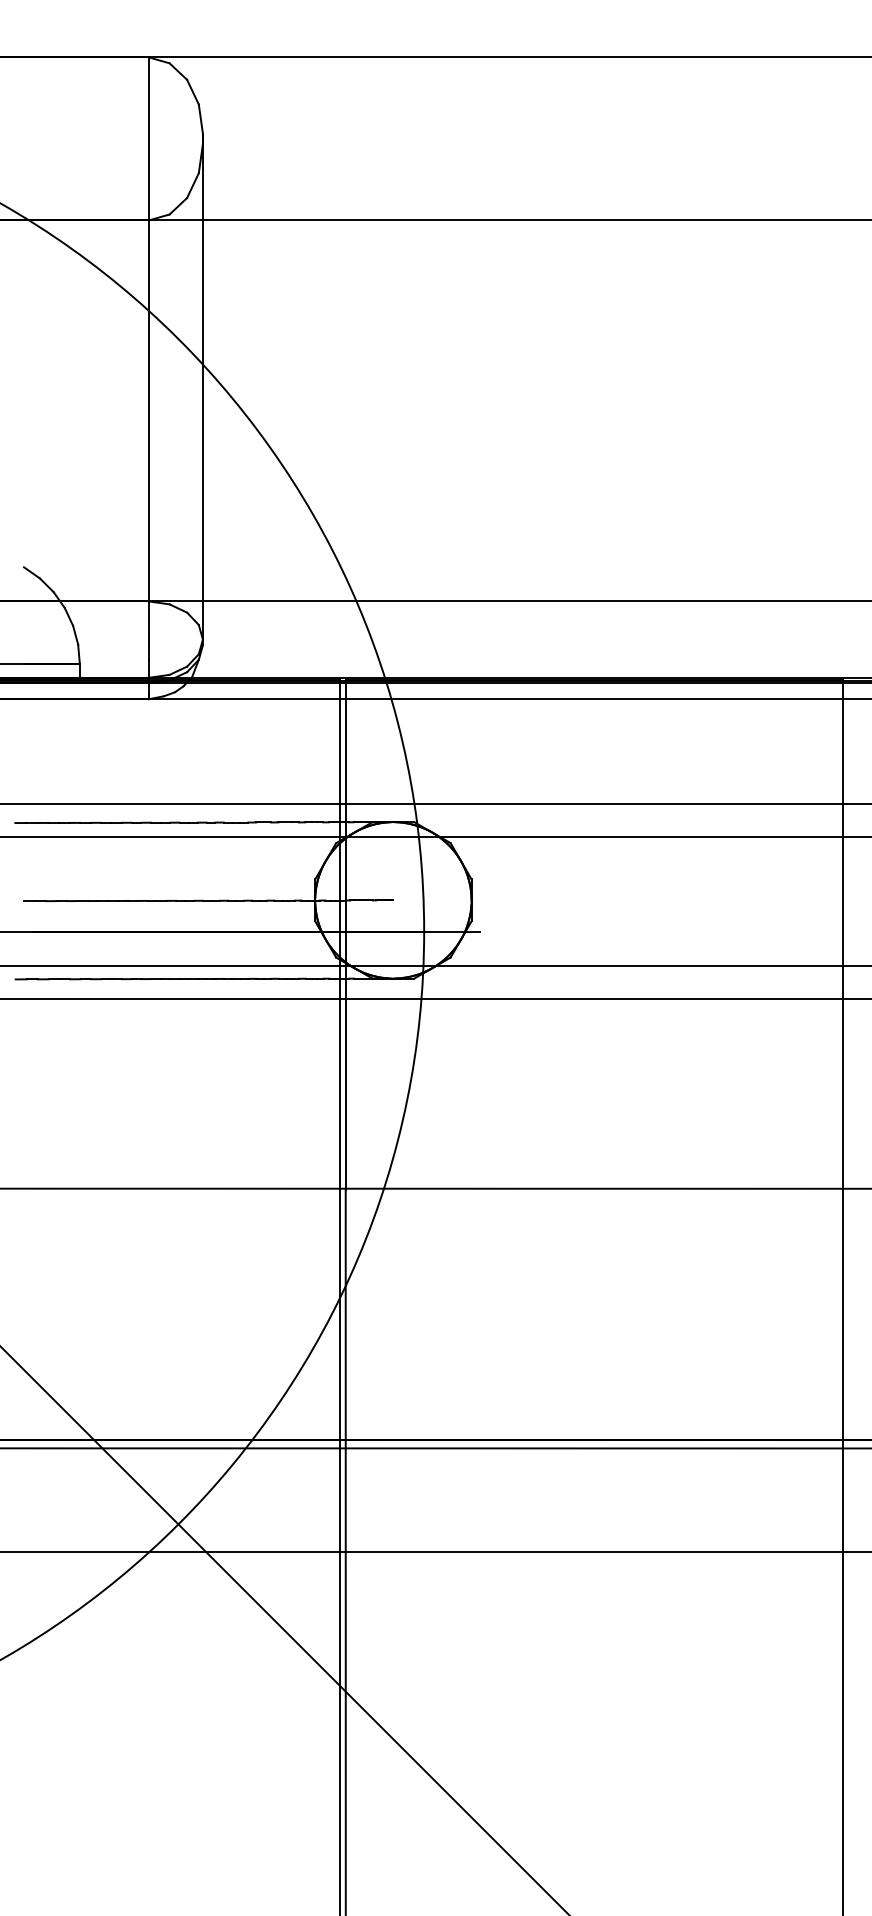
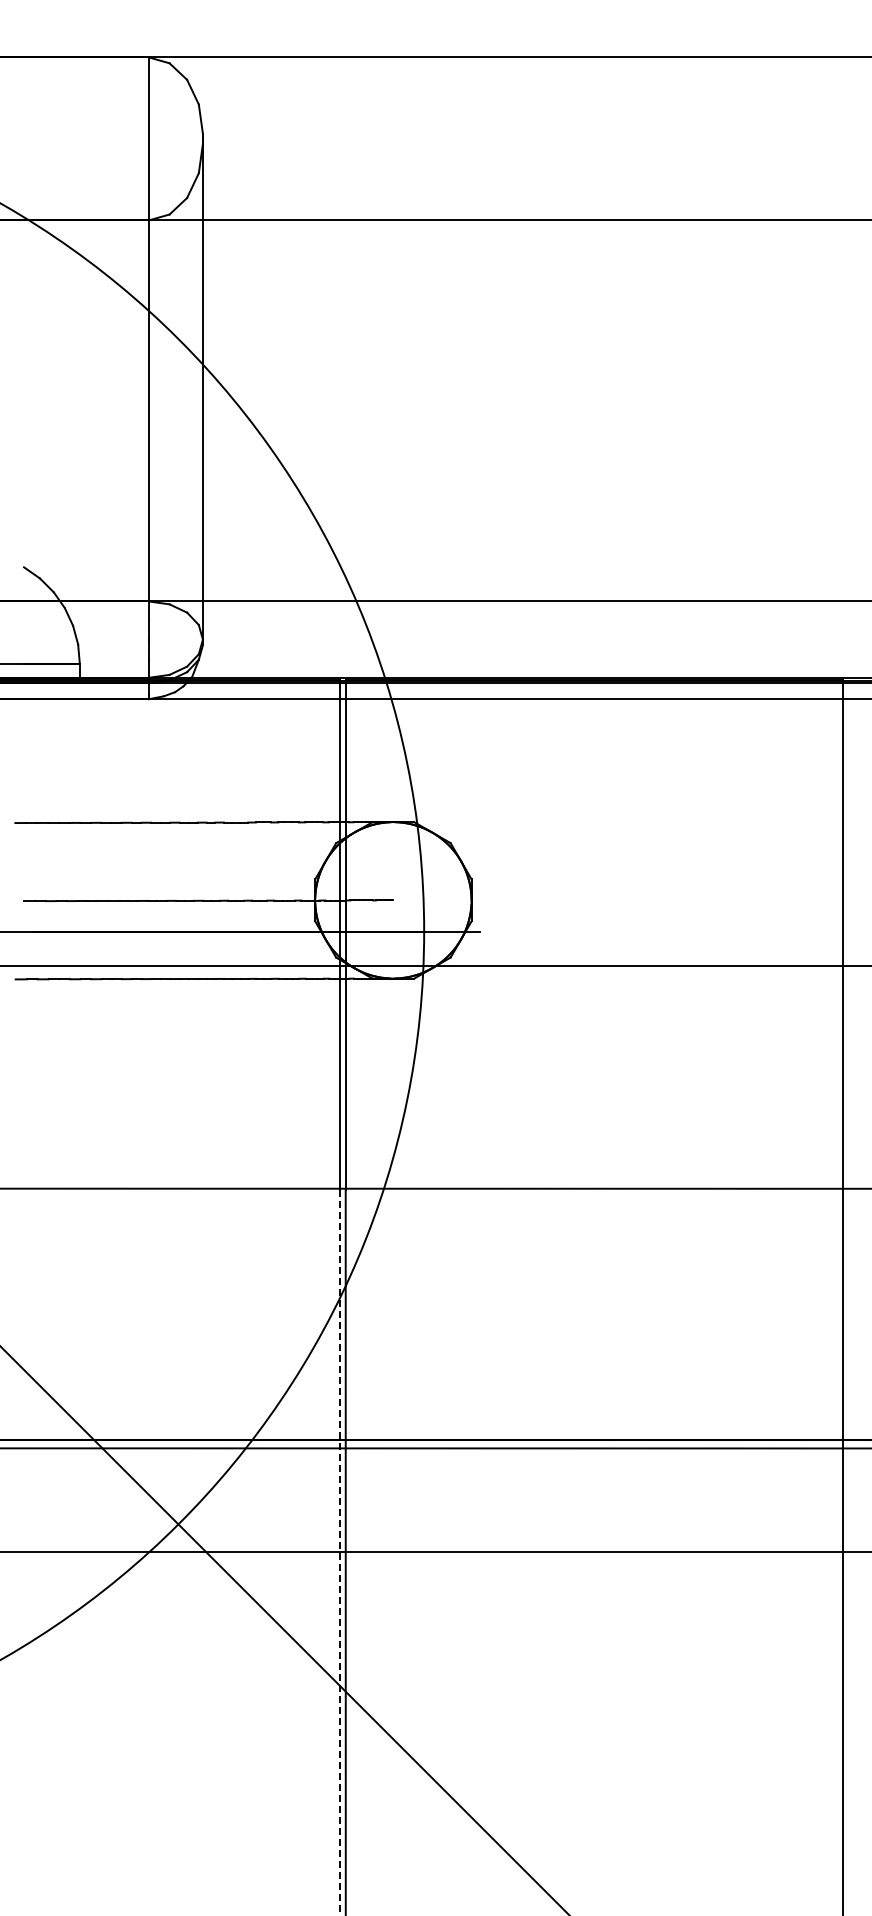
line: present -> none (435, 803)
line: present -> none (435, 837)
line: present -> none (435, 999)
line: solid -> dashed (340, 1552)
